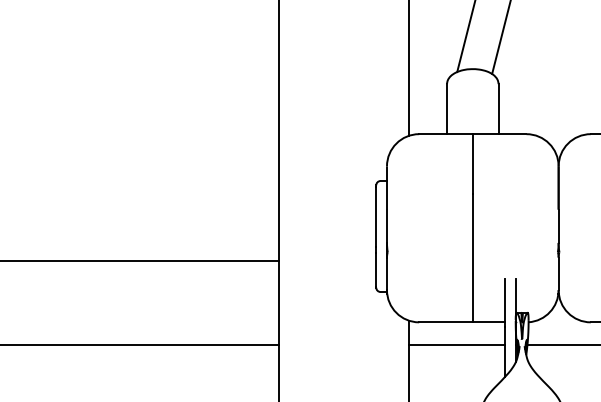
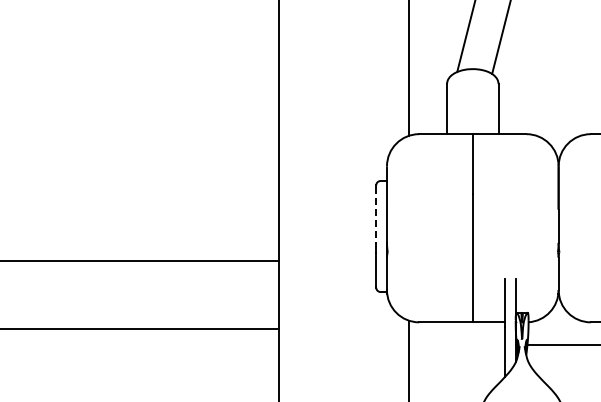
line: solid -> dashed (376, 217)
line position: (140, 345) -> (140, 329) (140, 329)
line: present -> none (456, 345)
